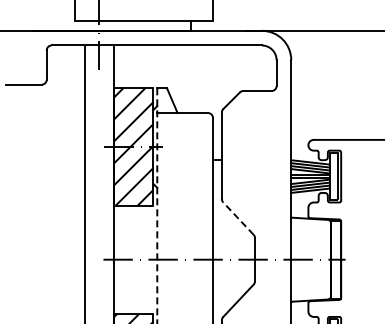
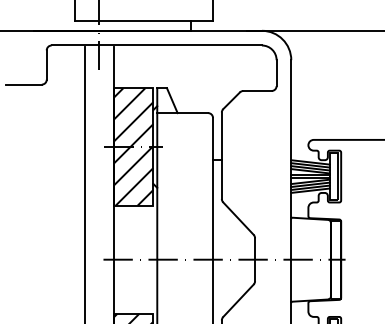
line: dashed -> solid (157, 206)
line: dashed -> solid (238, 218)
